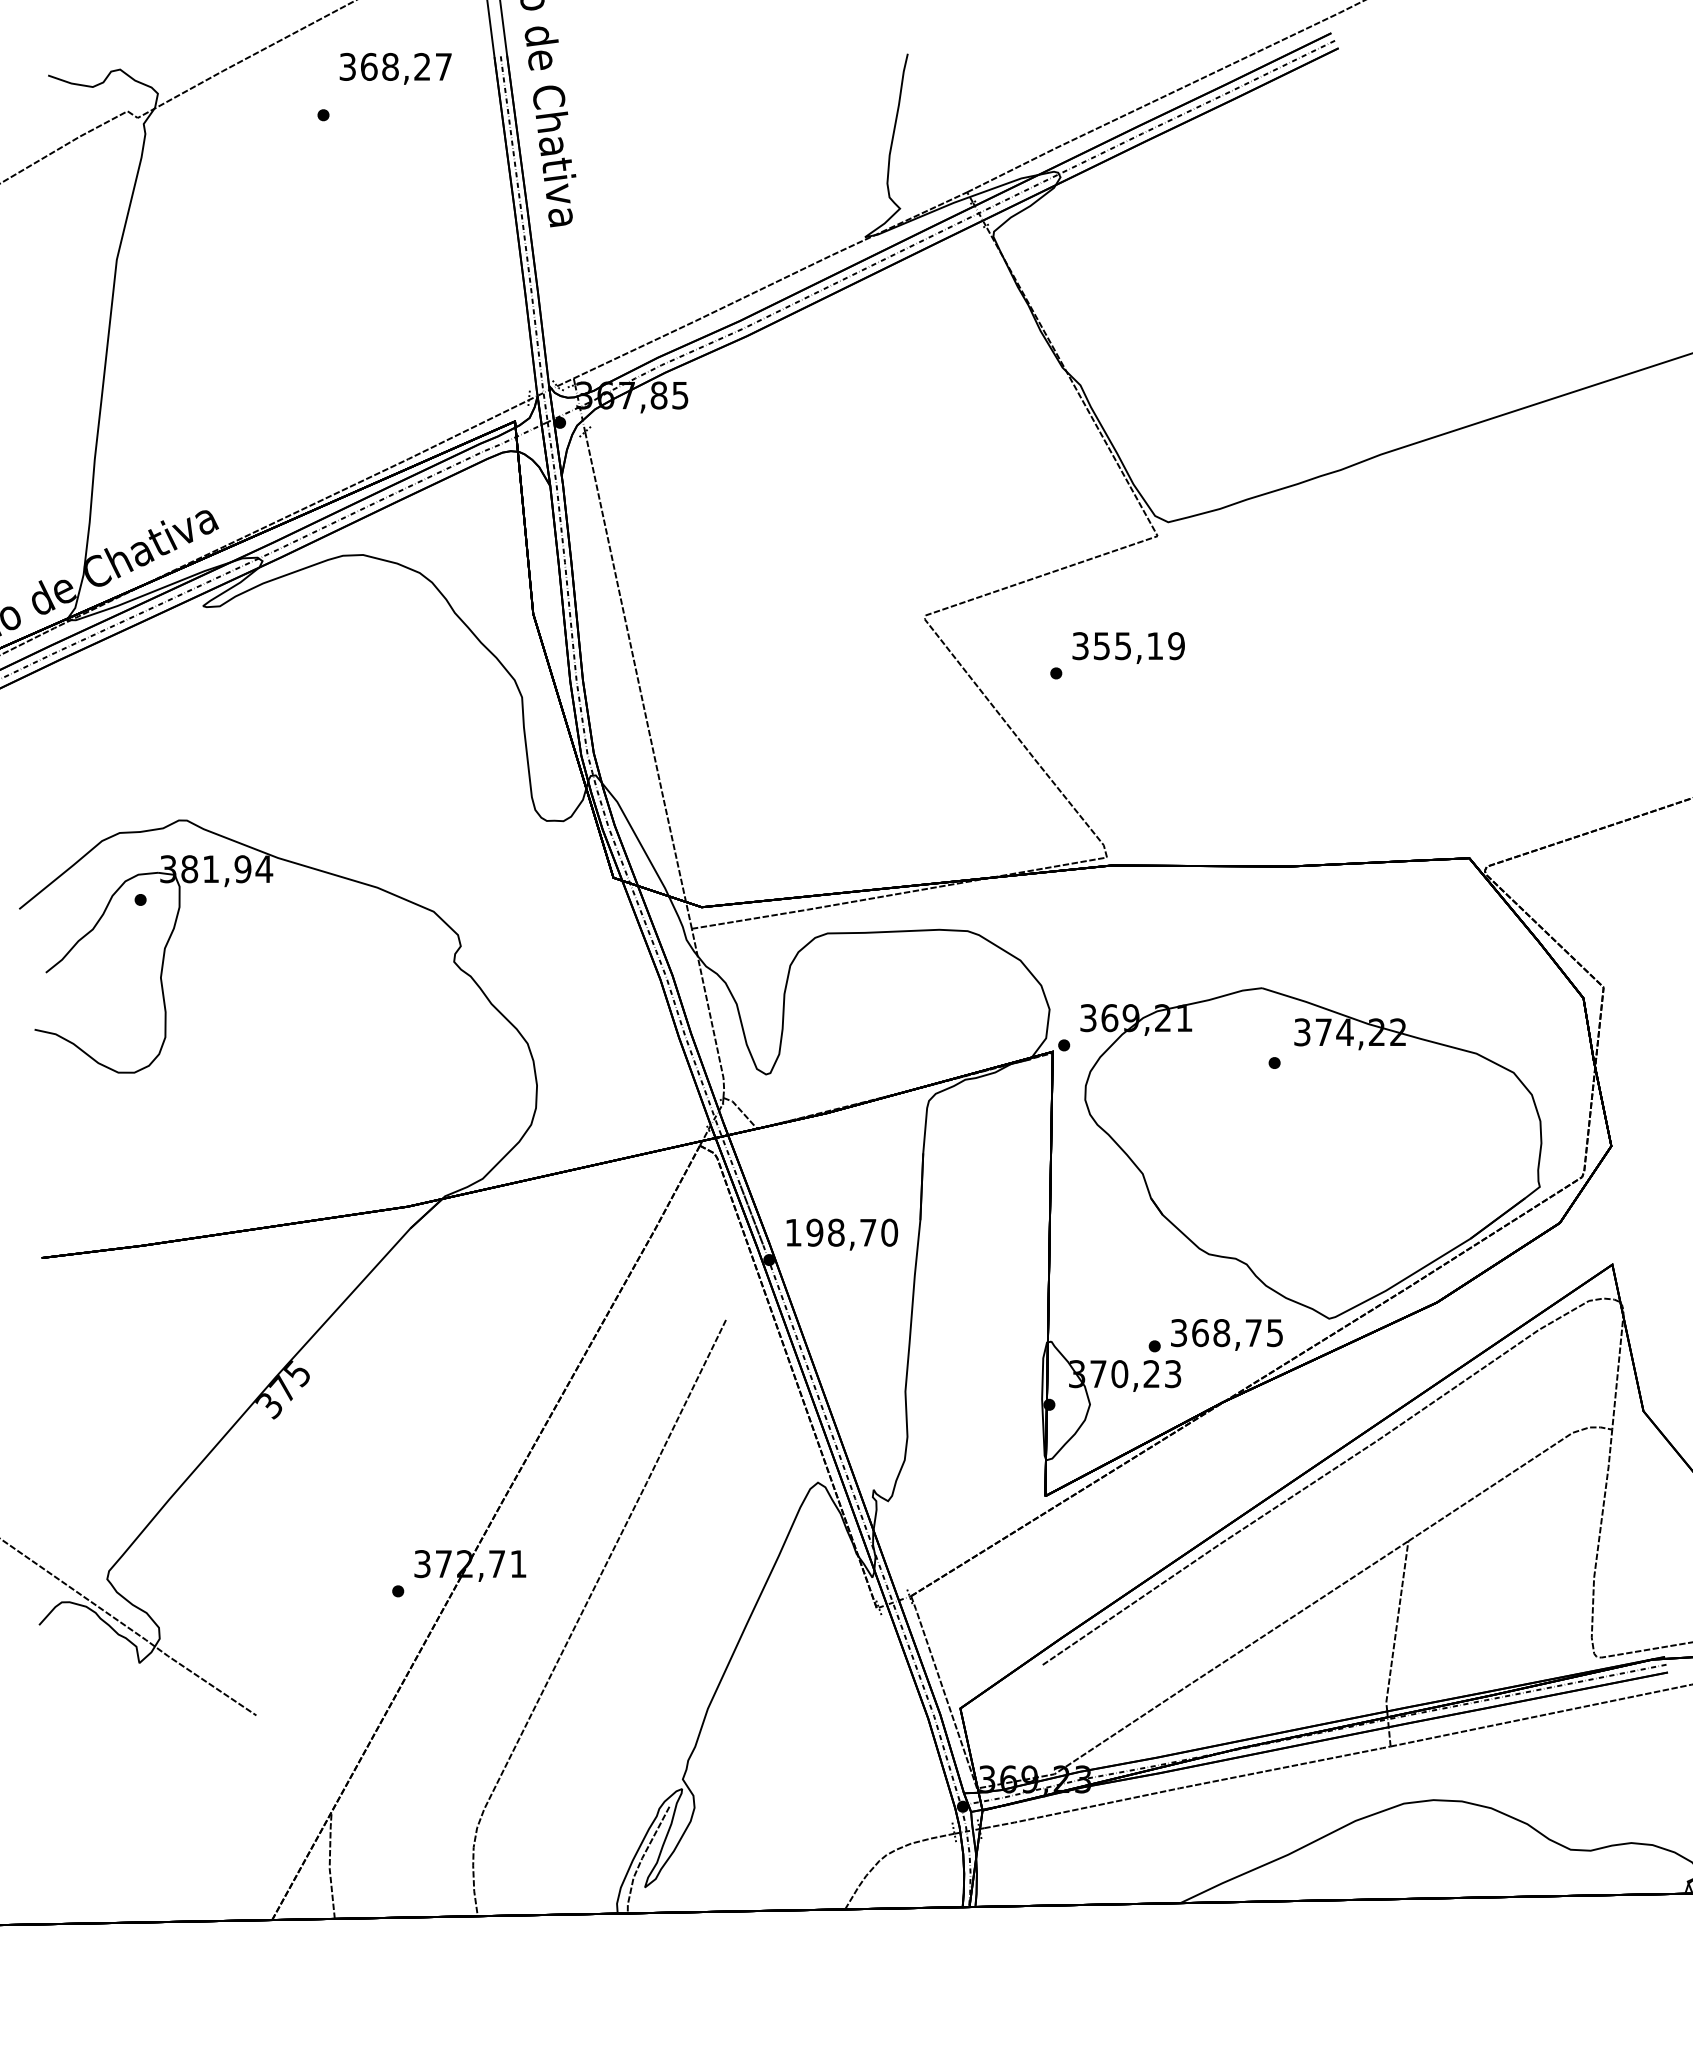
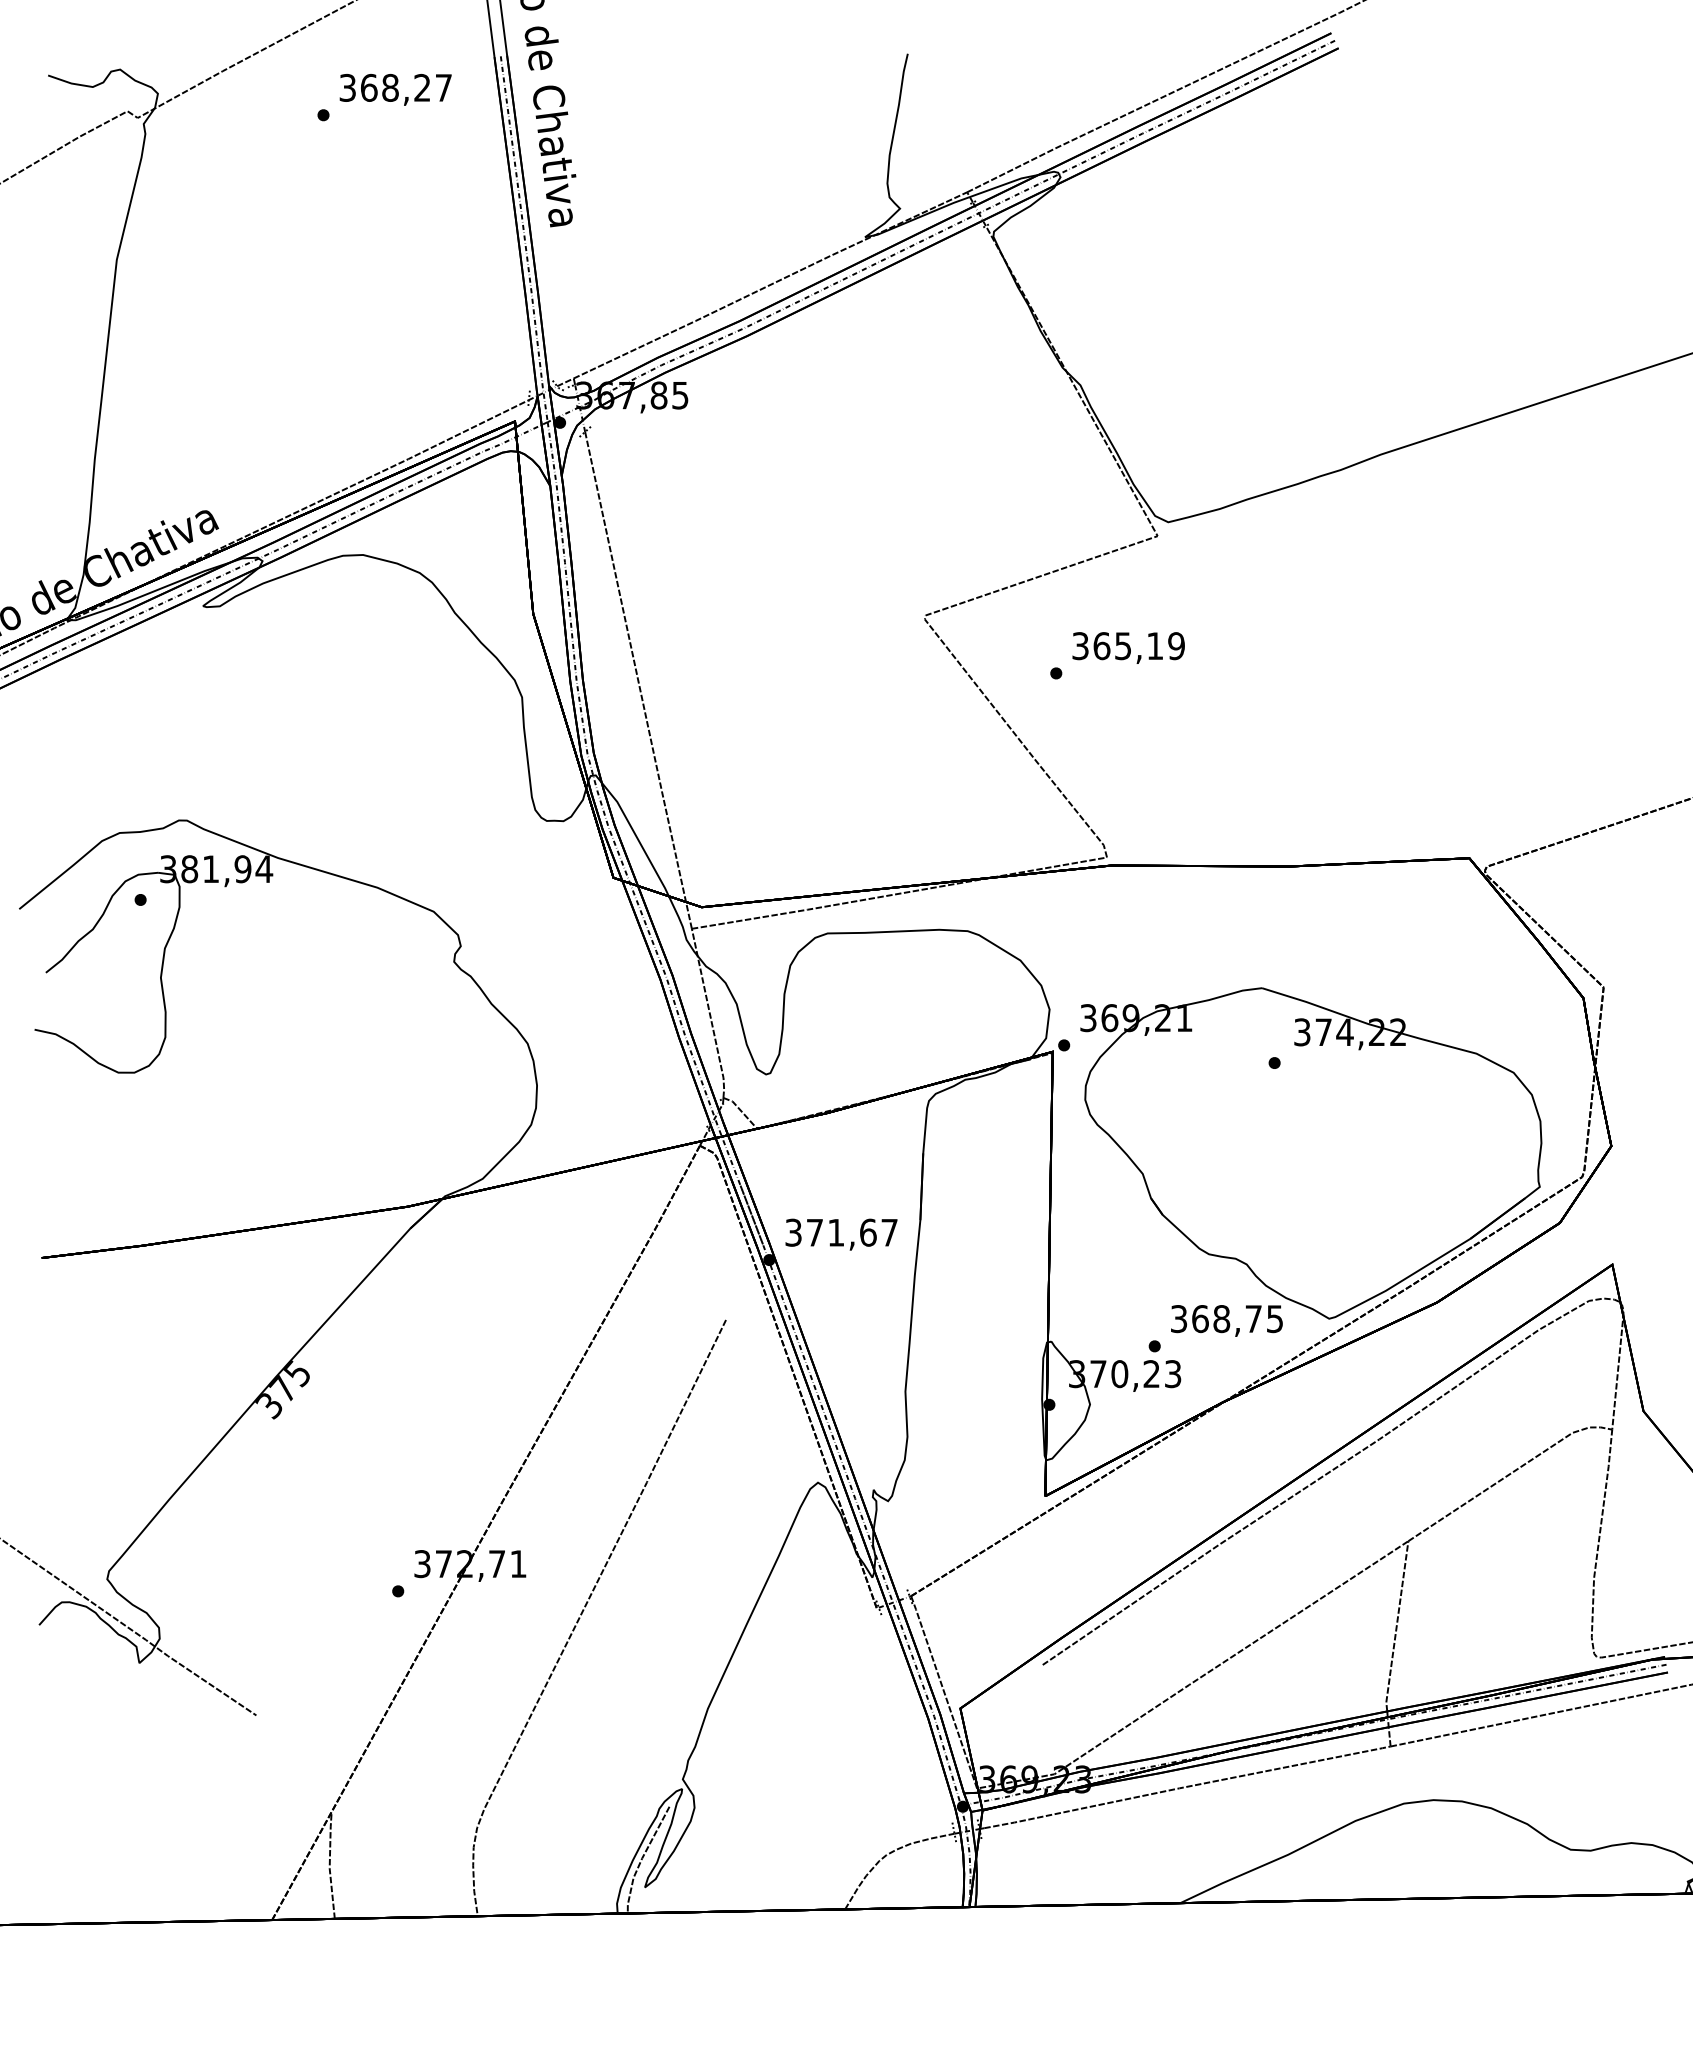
text position: (395, 68) -> (395, 89) (395, 89)
text: 355,19 -> 365,19 (1101, 646)
text: 198,70 -> 371,67 (841, 1232)
text position: (1226, 1334) -> (1226, 1320) (1226, 1320)
